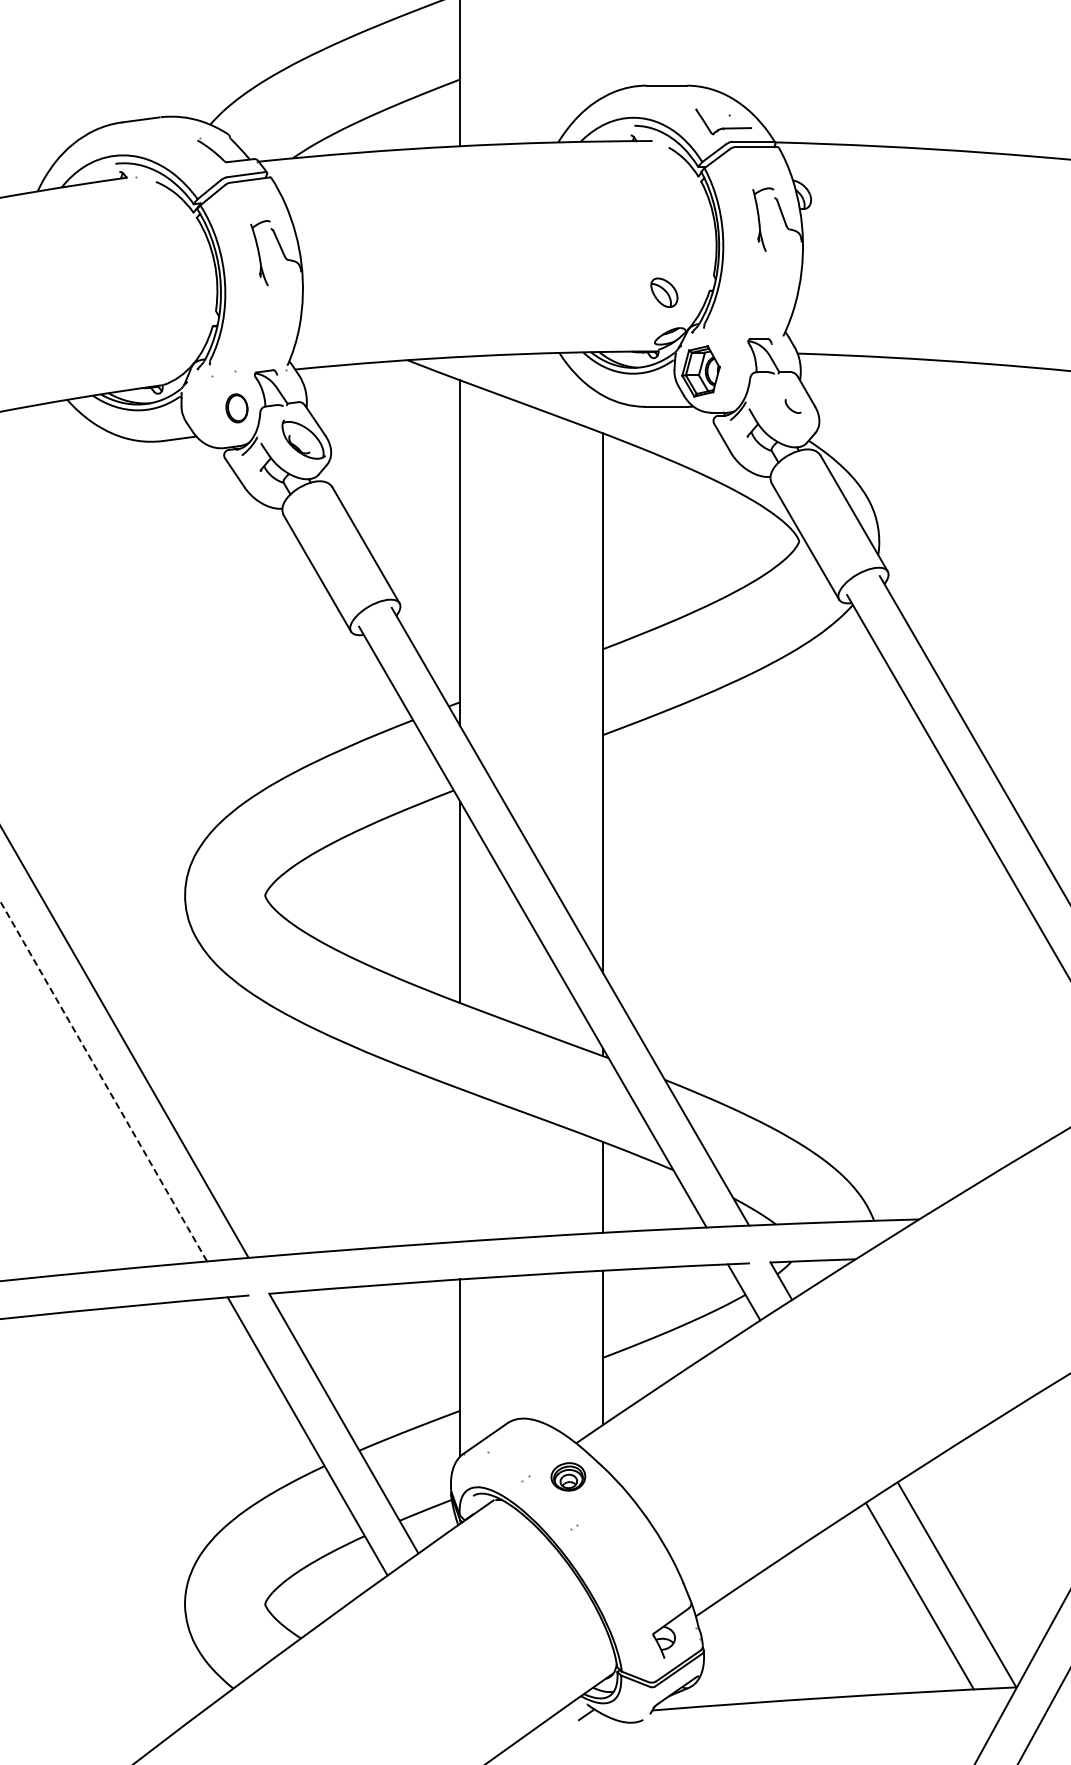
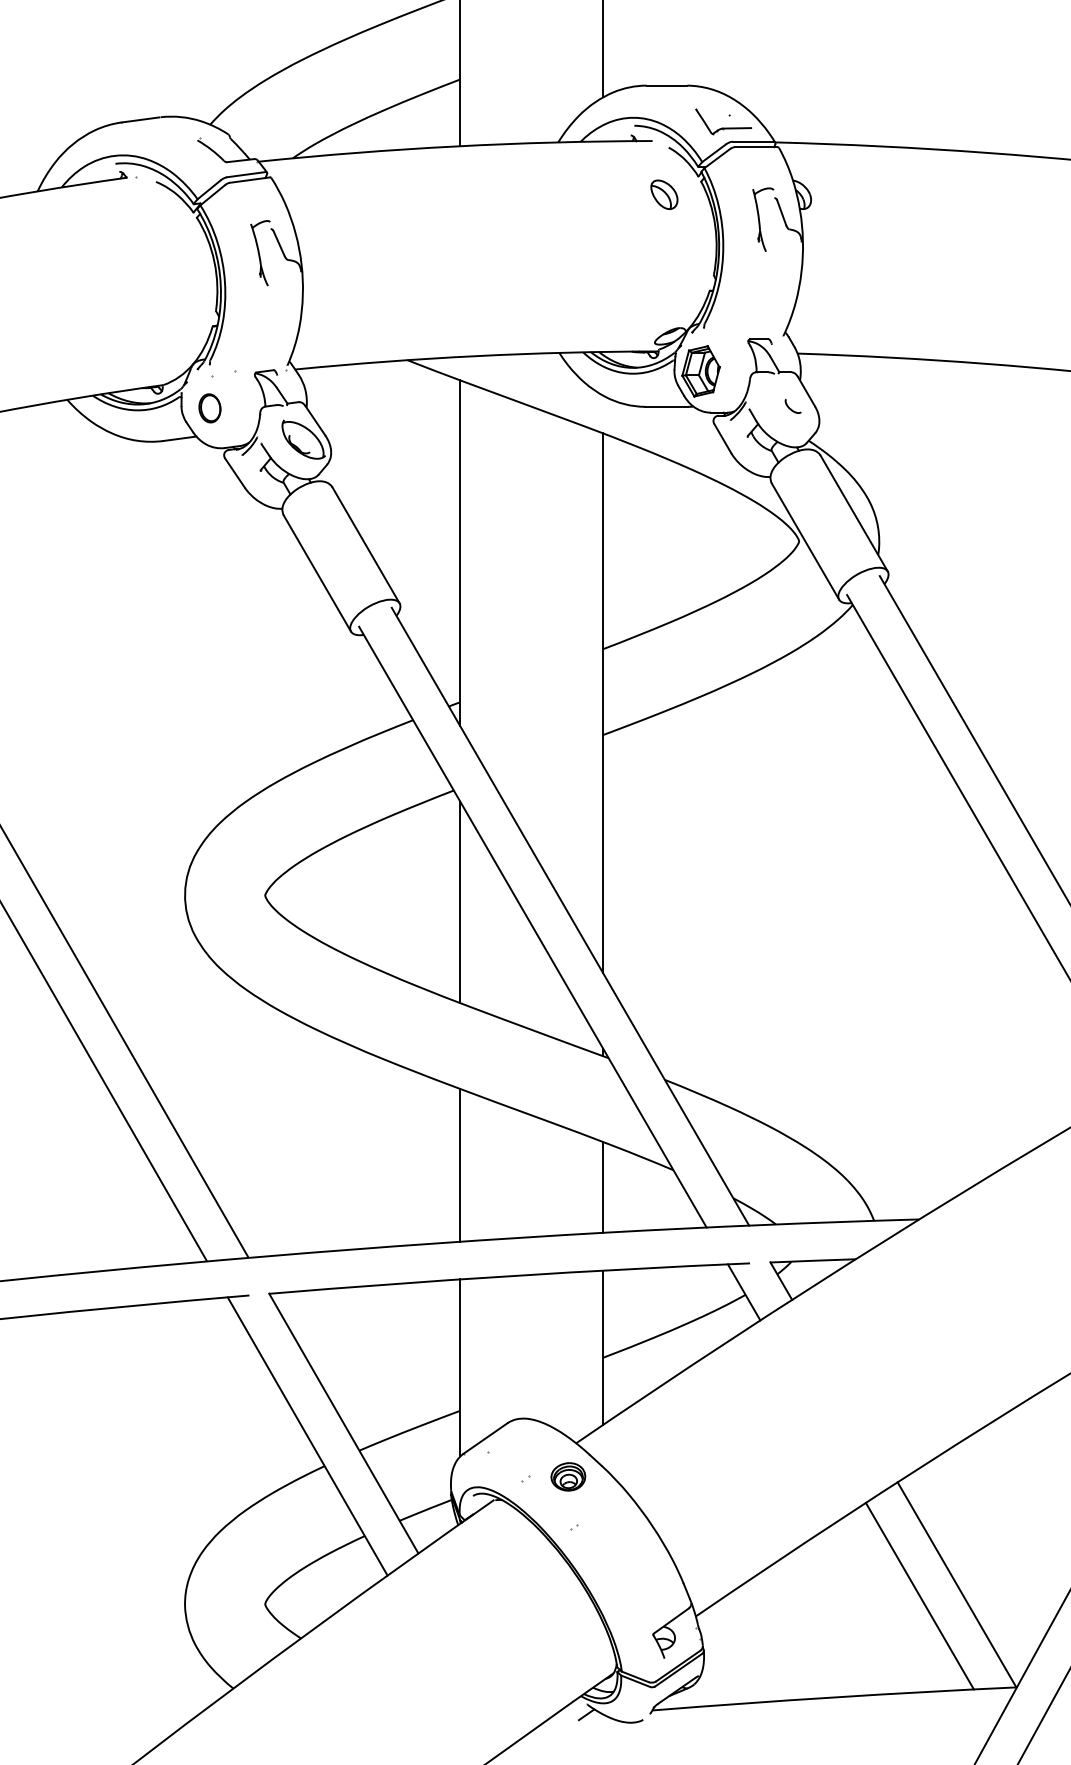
line: none -> present (603, 49)
part position: (664, 292) -> (664, 194) (664, 194)
part position: (236, 408) -> (209, 408) (209, 408)
line: dashed -> solid (103, 1081)
line: none -> present (460, 1165)
